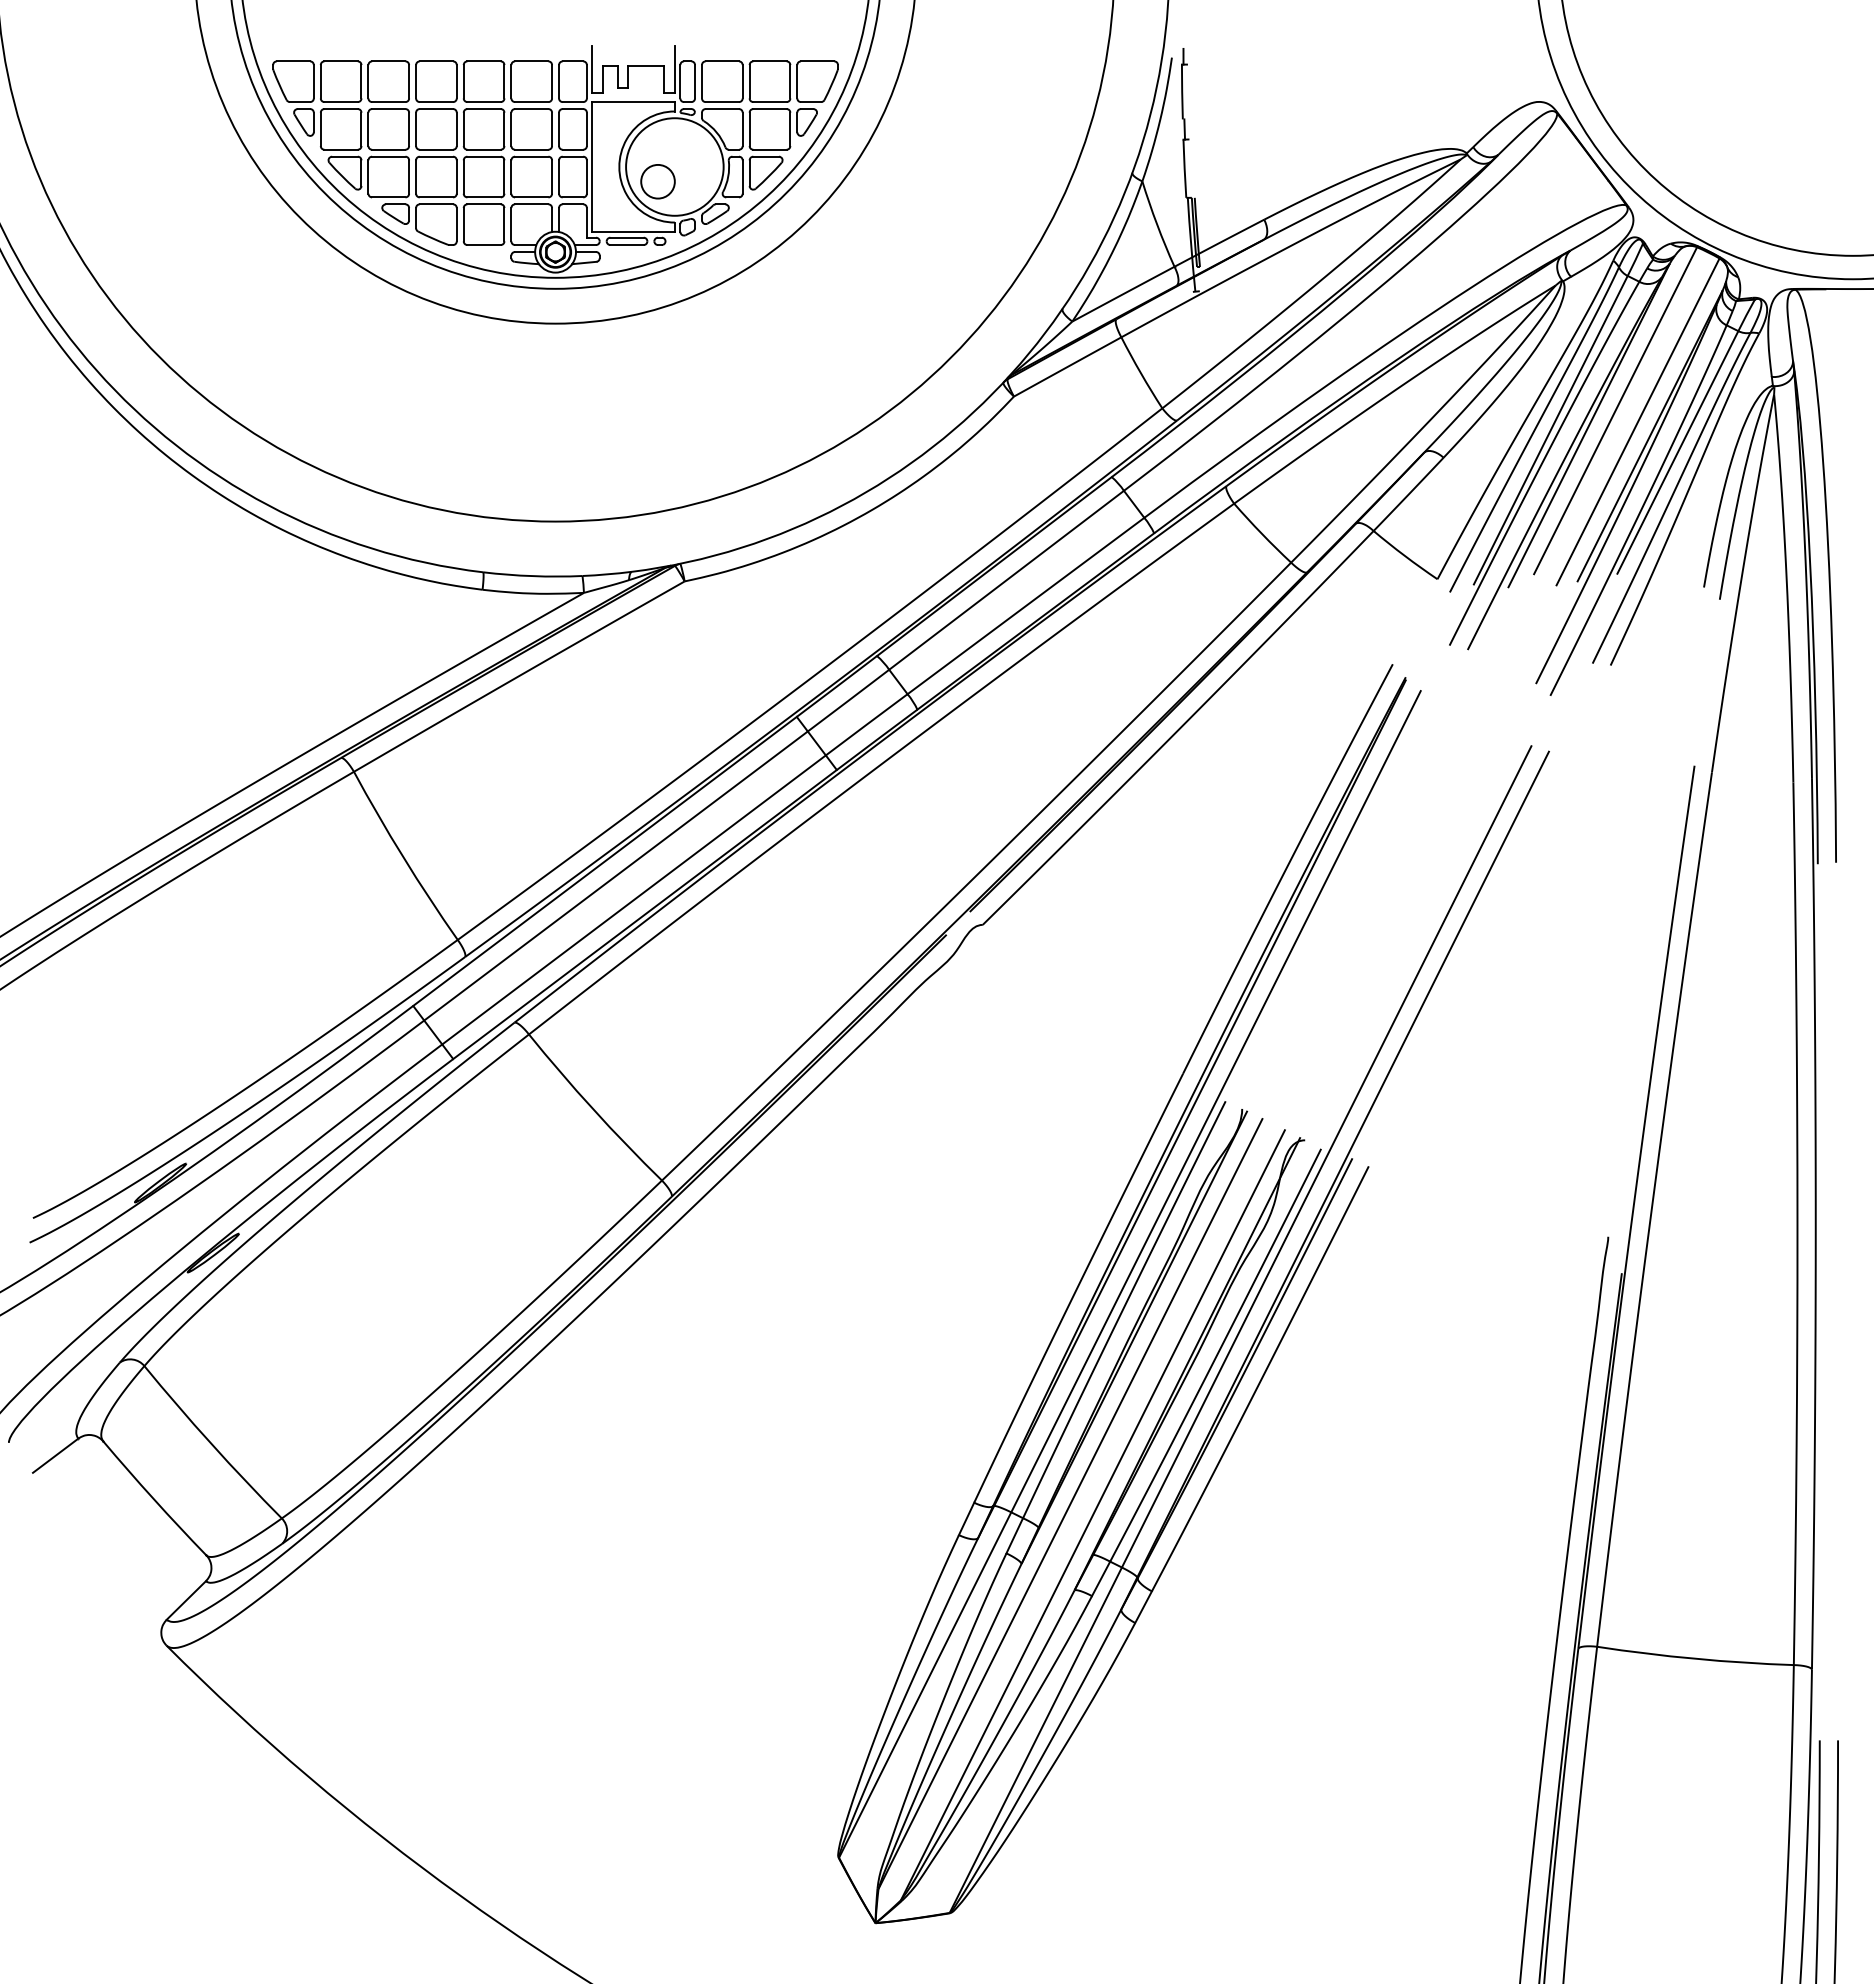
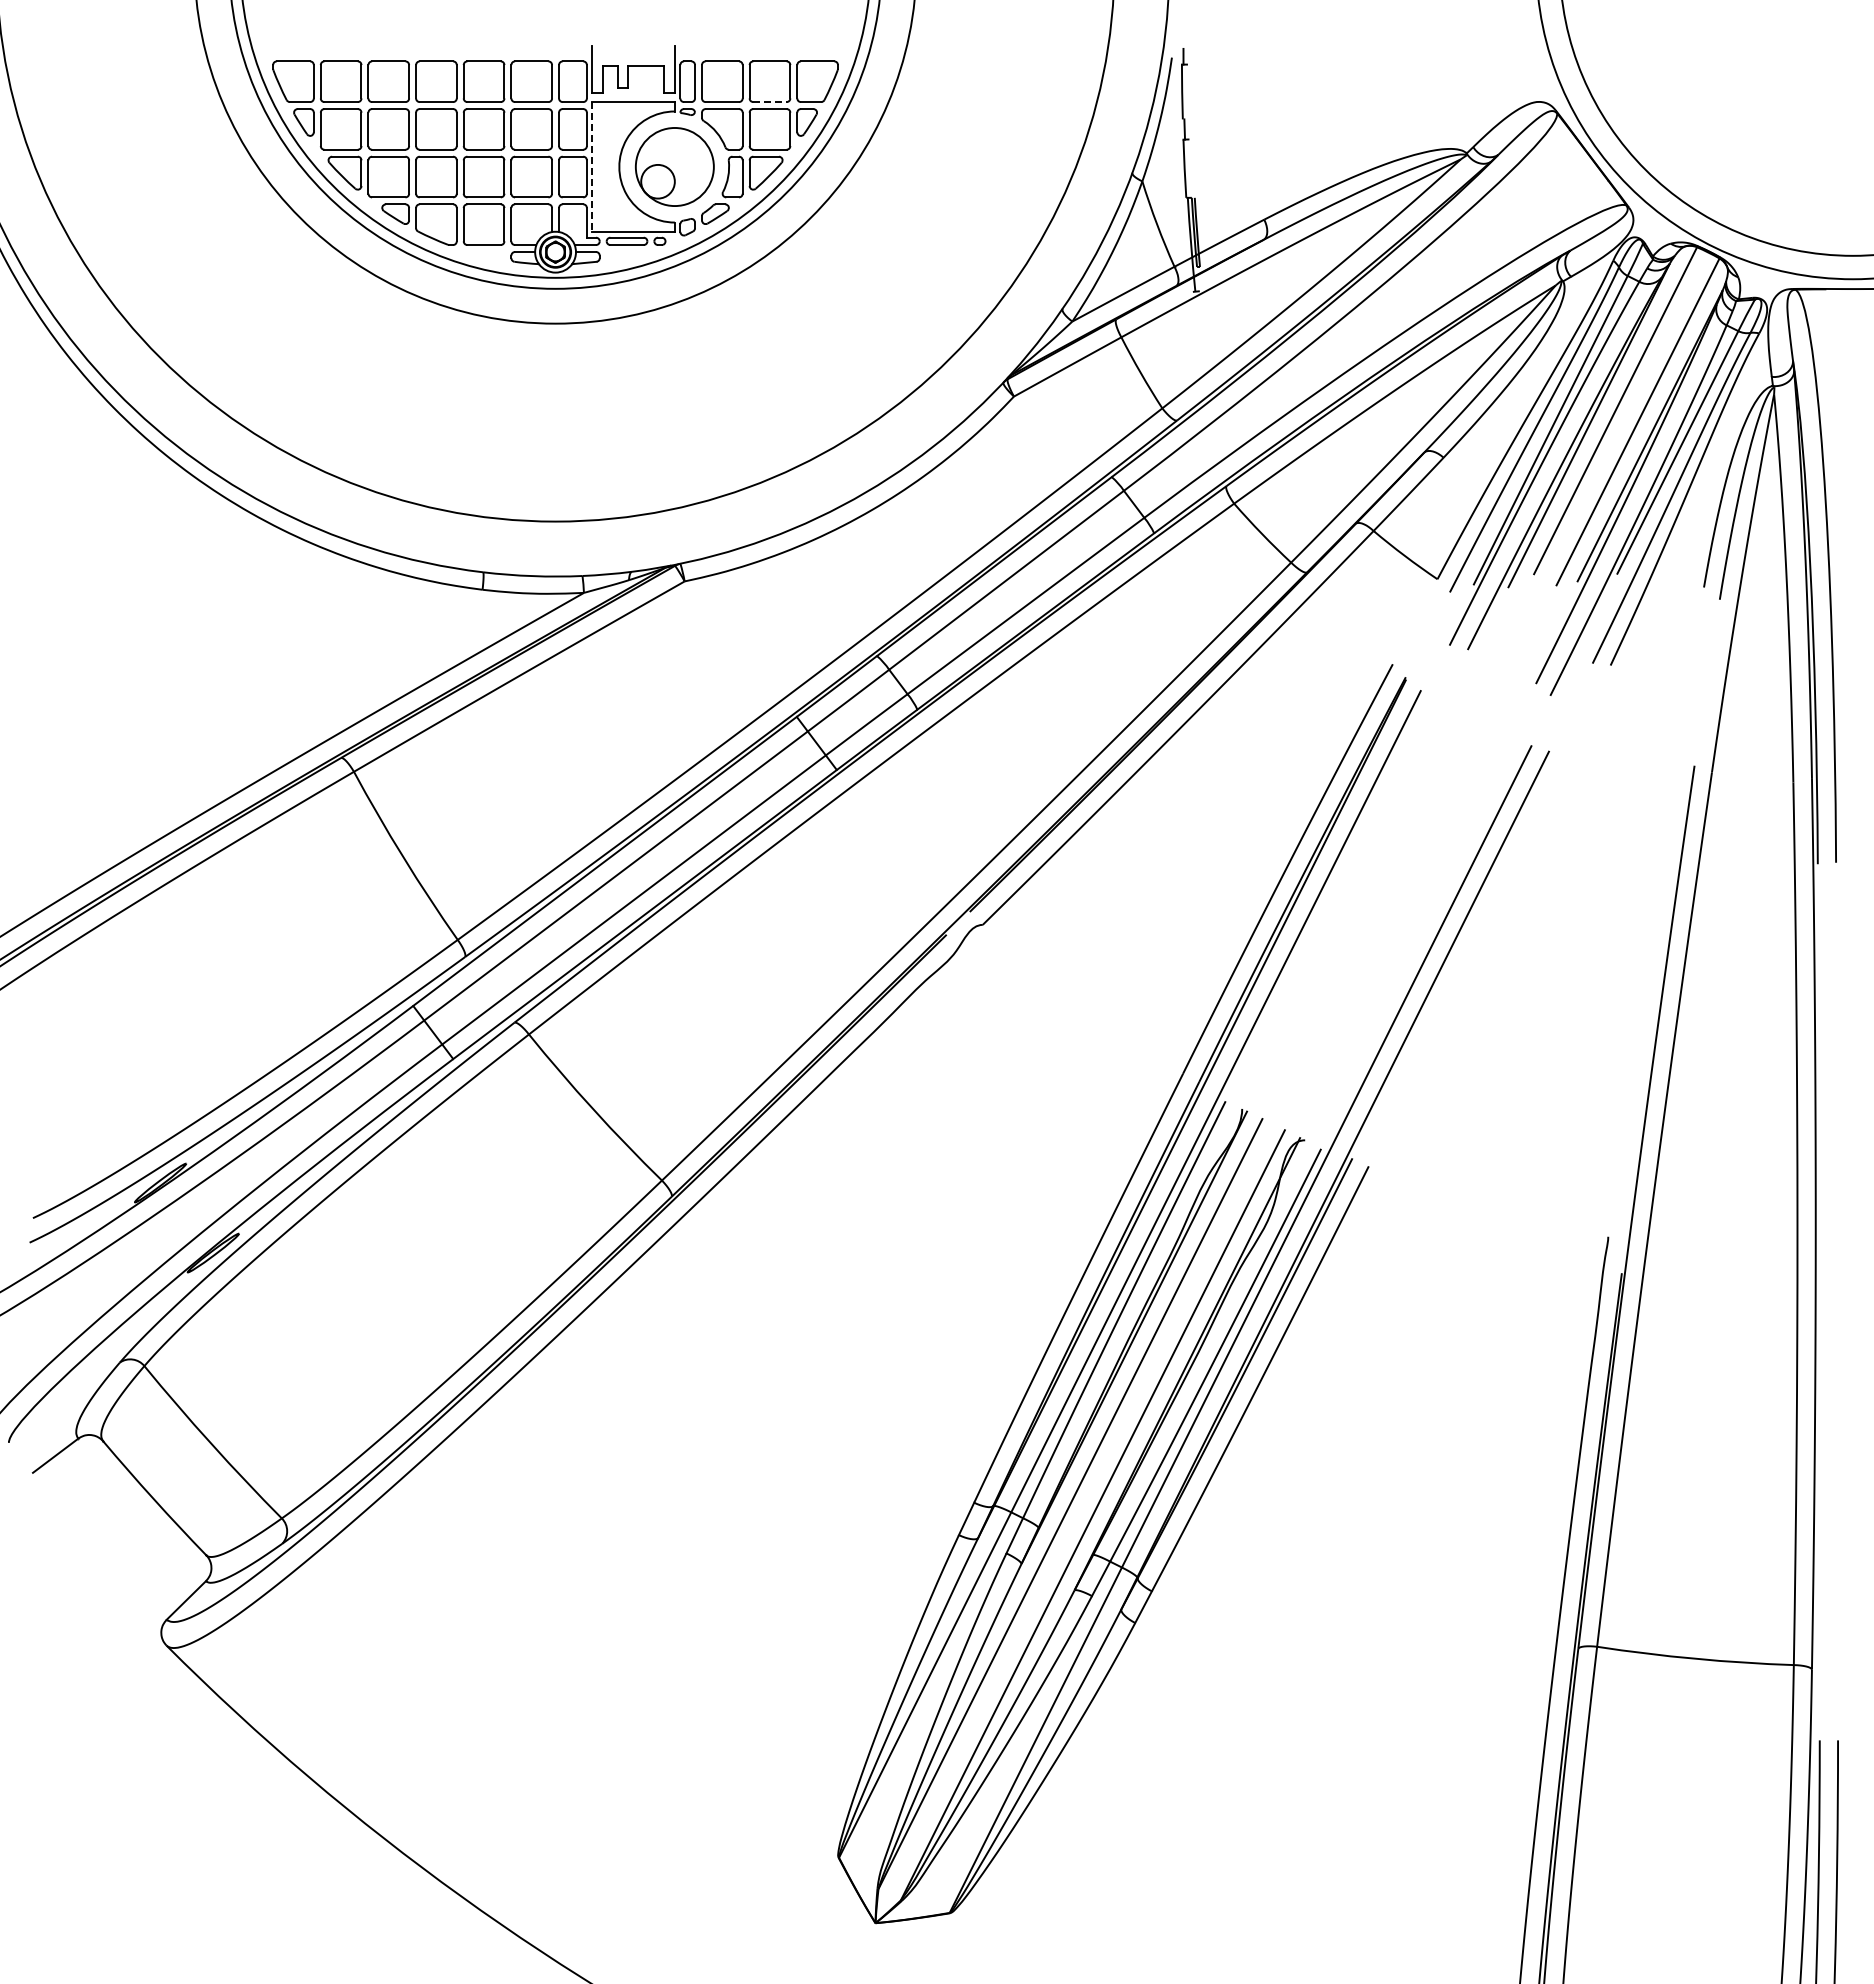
line: solid -> dashed (770, 102)
circle diameter: 98 px -> 78 px (674, 166)
line: solid -> dashed (592, 167)
